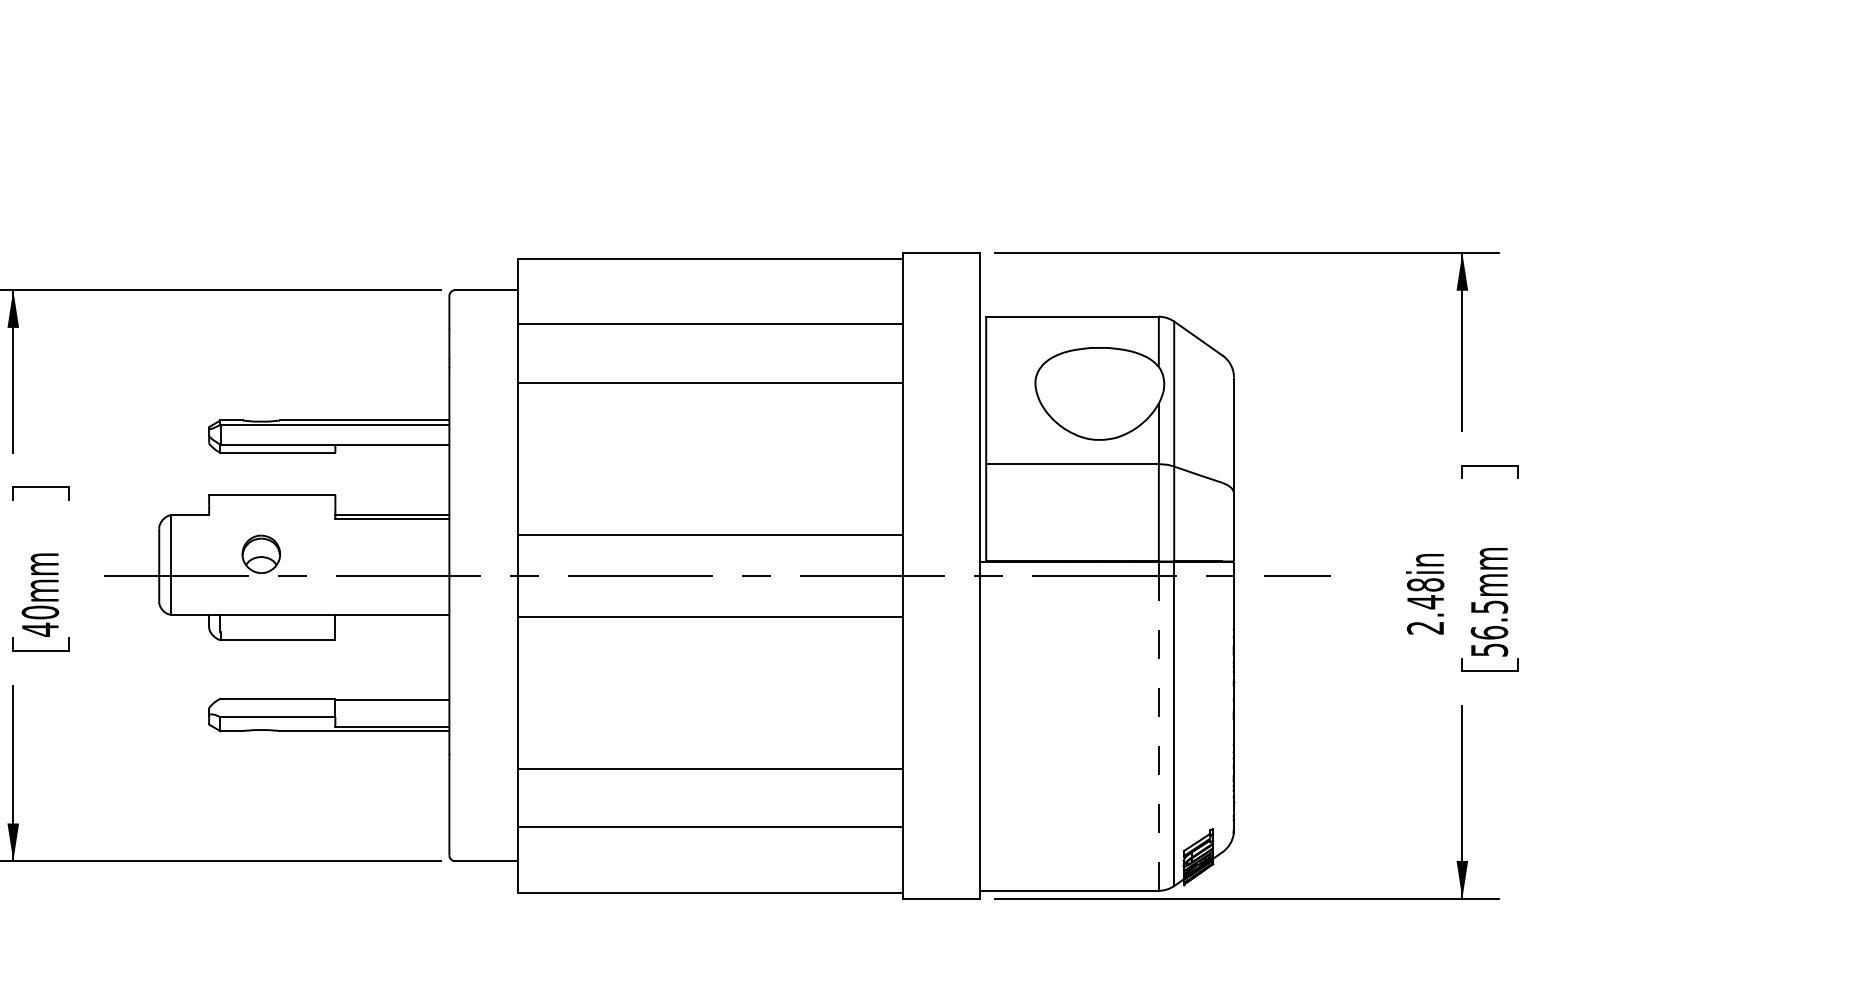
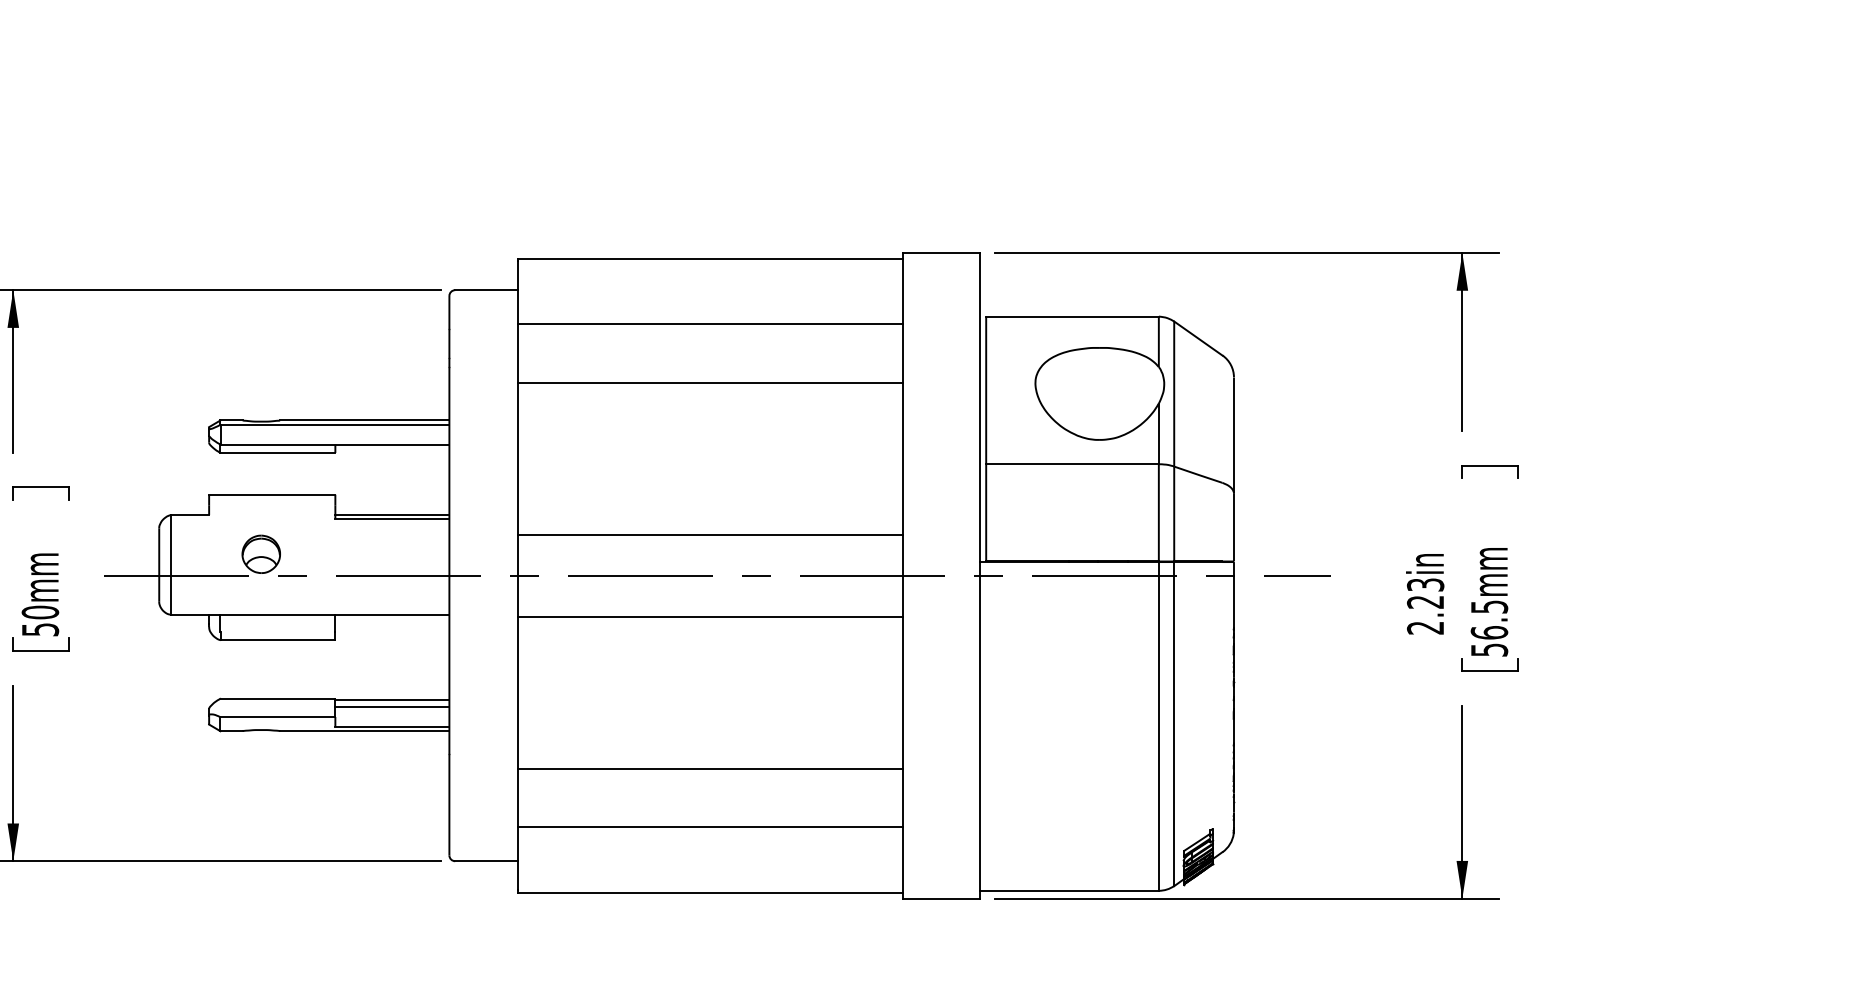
text: 2.48in -> 2.23in (1425, 593)
text: 40mm -> 50mm (40, 629)
line: none -> present (391, 707)
line: dashed -> solid (1158, 733)
